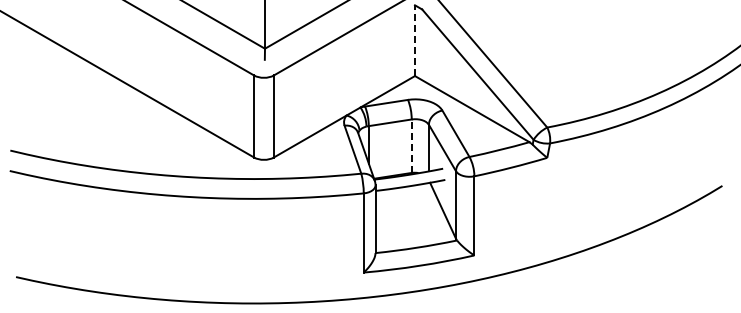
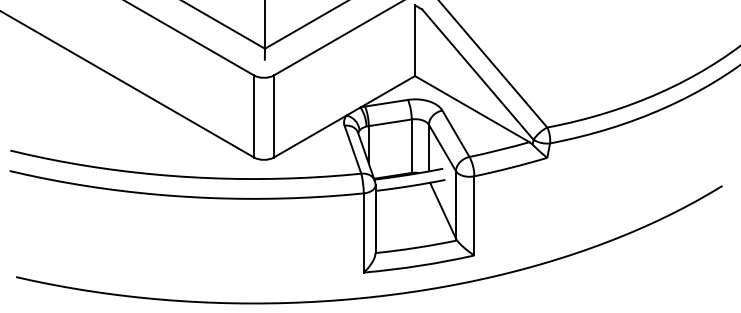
line: dashed -> solid (414, 40)
line: dashed -> solid (411, 146)
